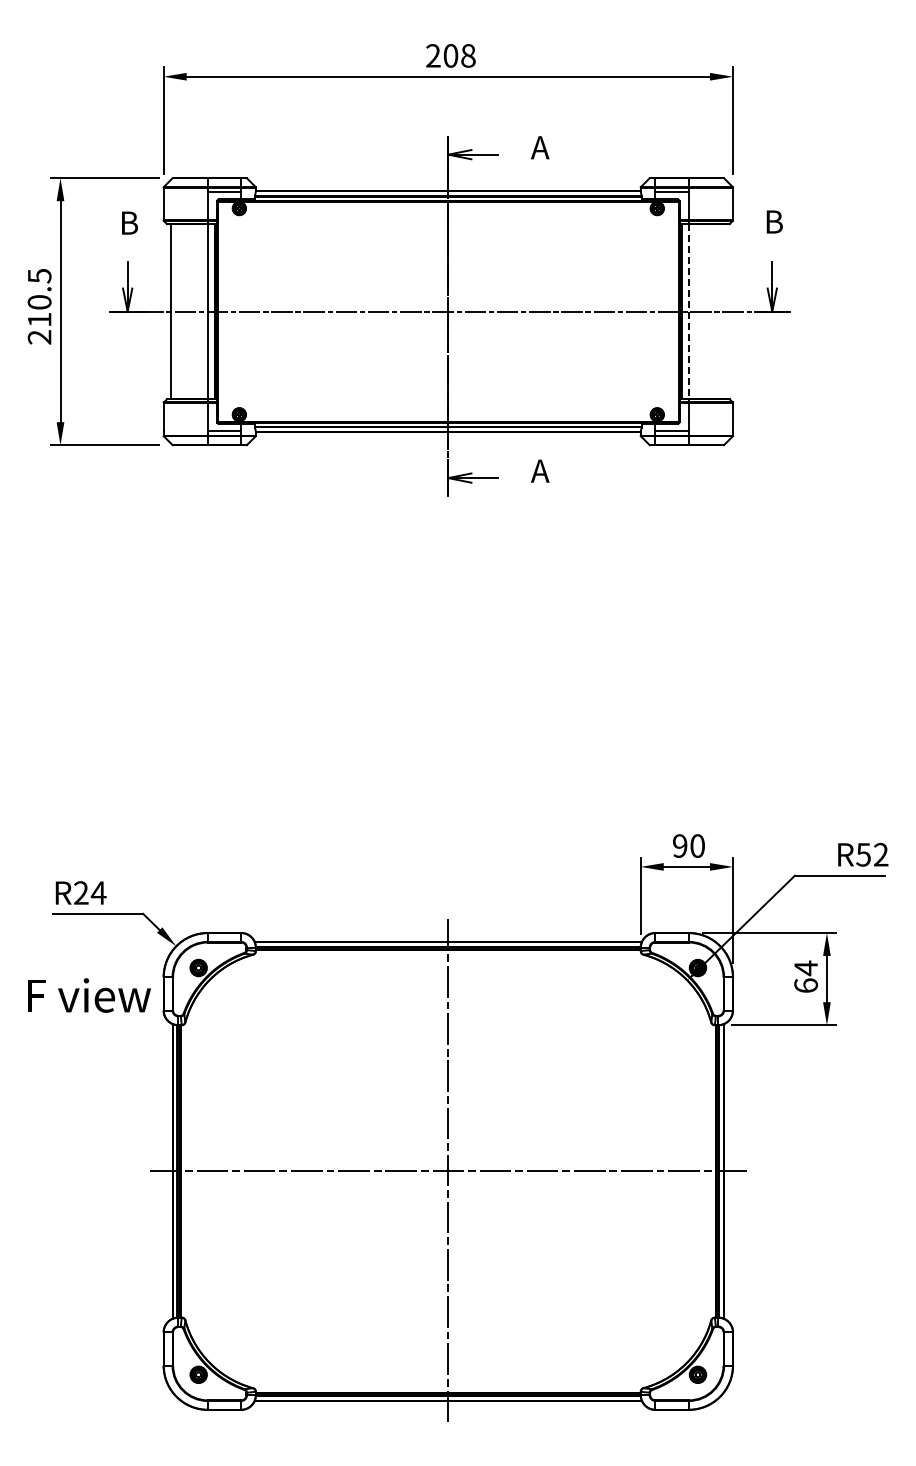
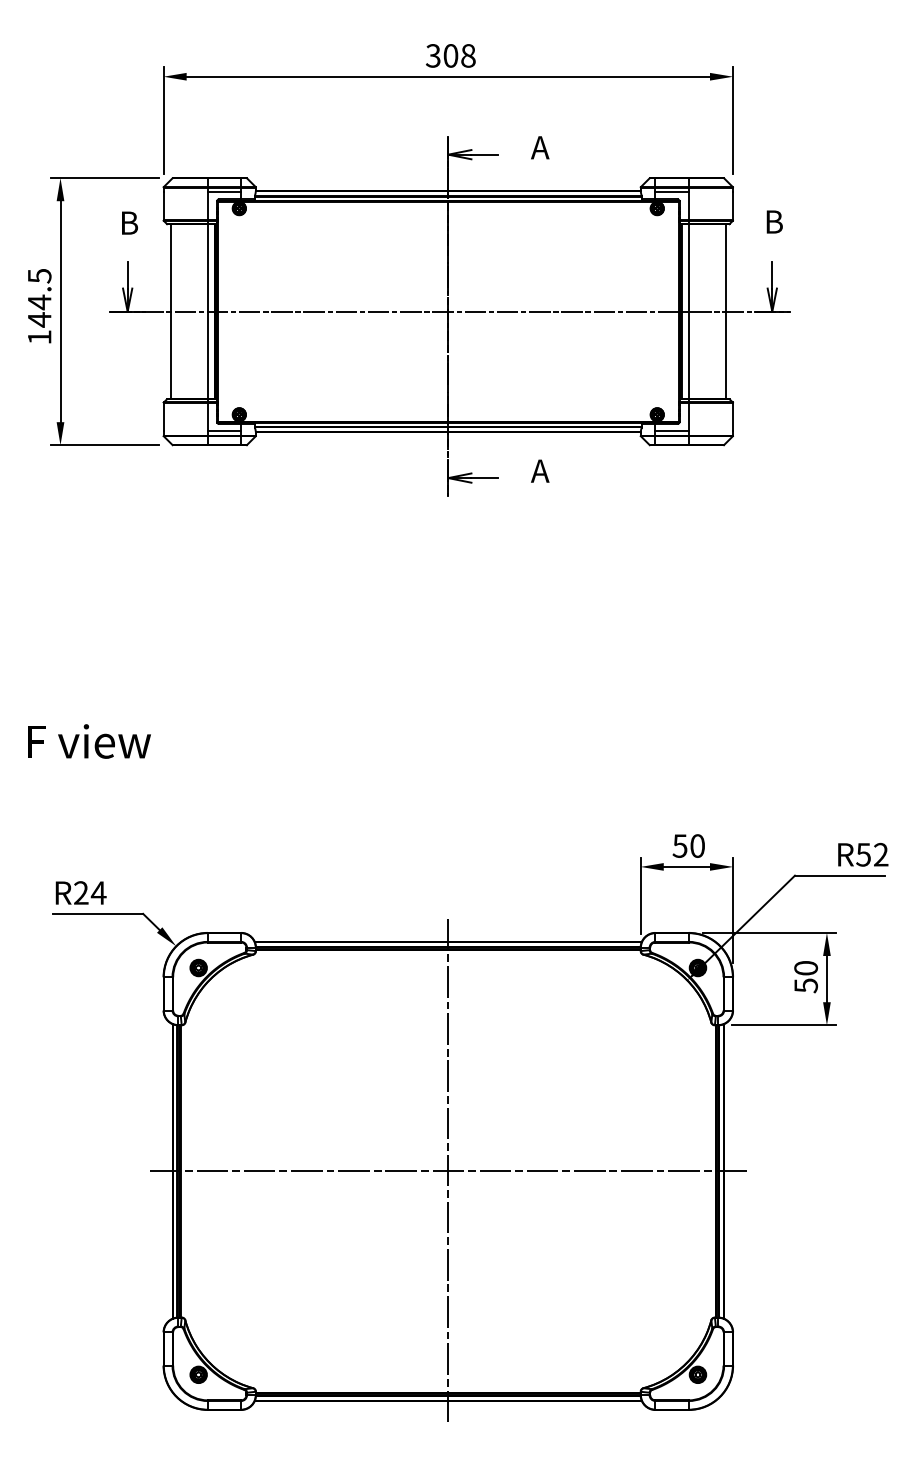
text: 208 -> 308 (432, 55)
line: none -> present (725, 311)
line: dashed -> solid (688, 312)
text: 210.5 -> 144.5 (39, 319)
text: 90 -> 50 (679, 845)
text: 64 -> 50 (806, 976)
text position: (89, 995) -> (89, 741) (89, 741)
